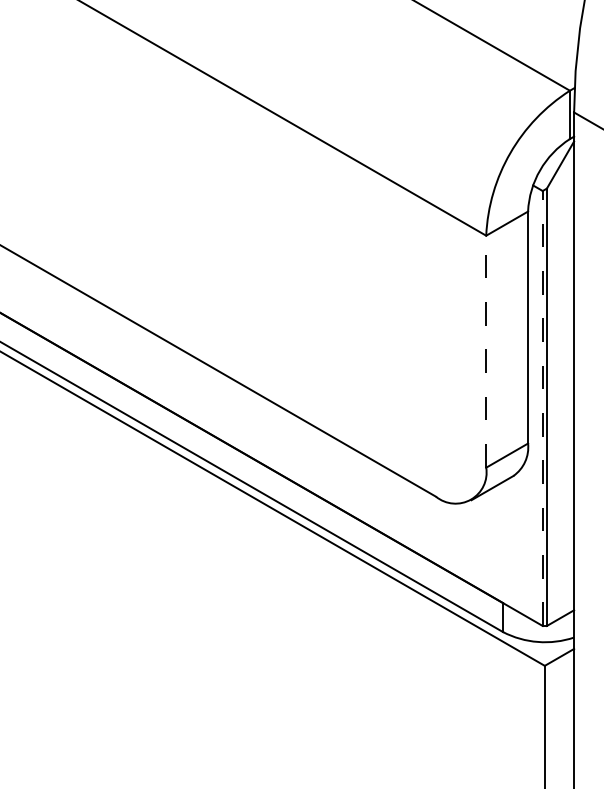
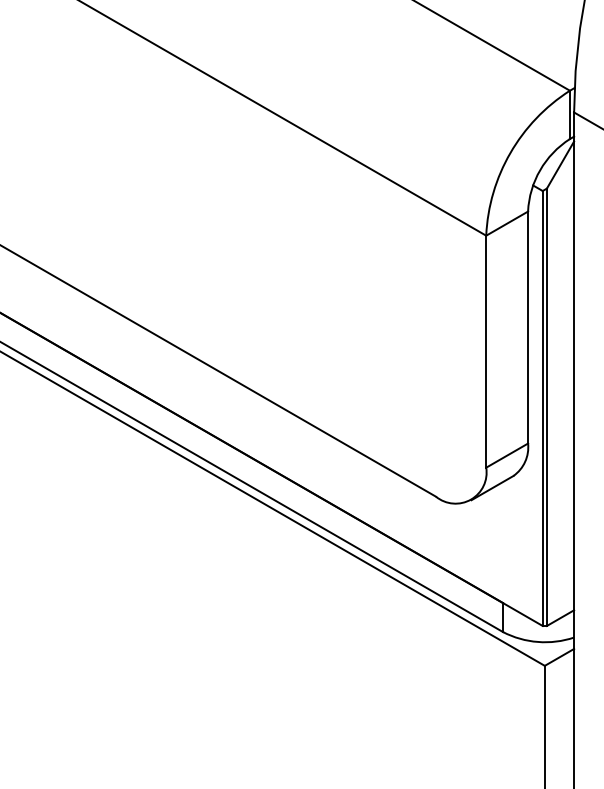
line: dashed -> solid (486, 351)
line: dashed -> solid (542, 408)
